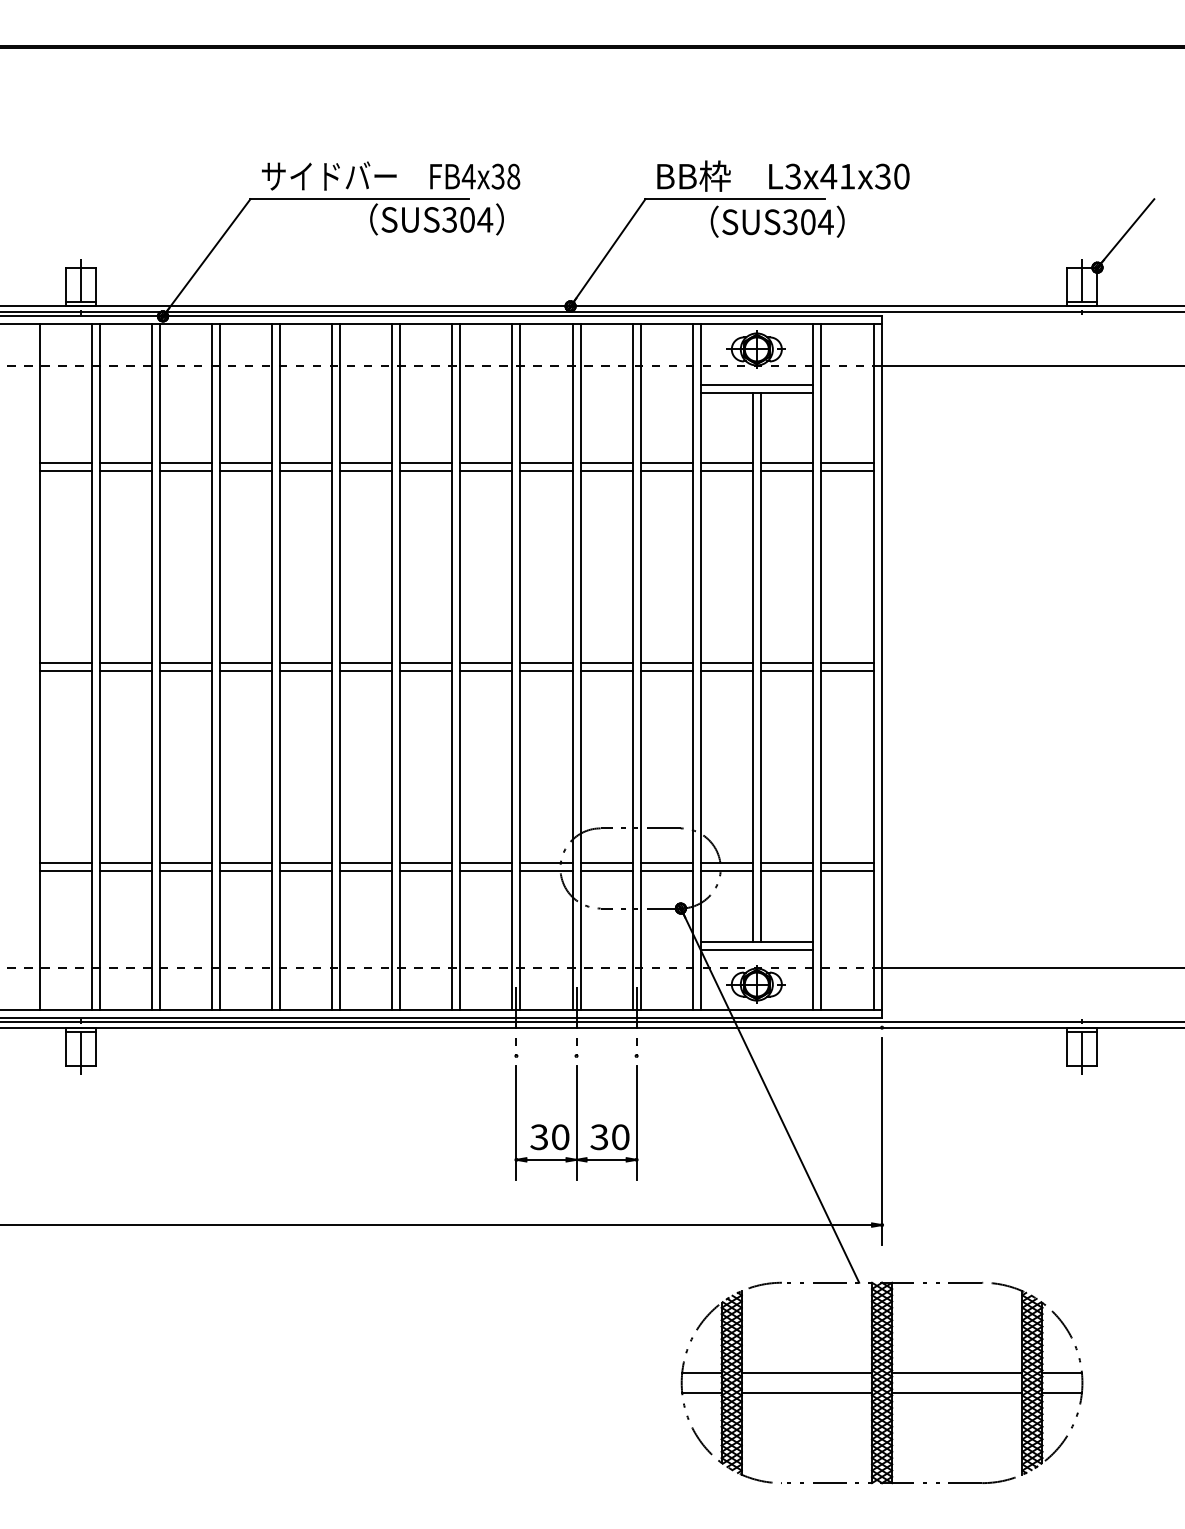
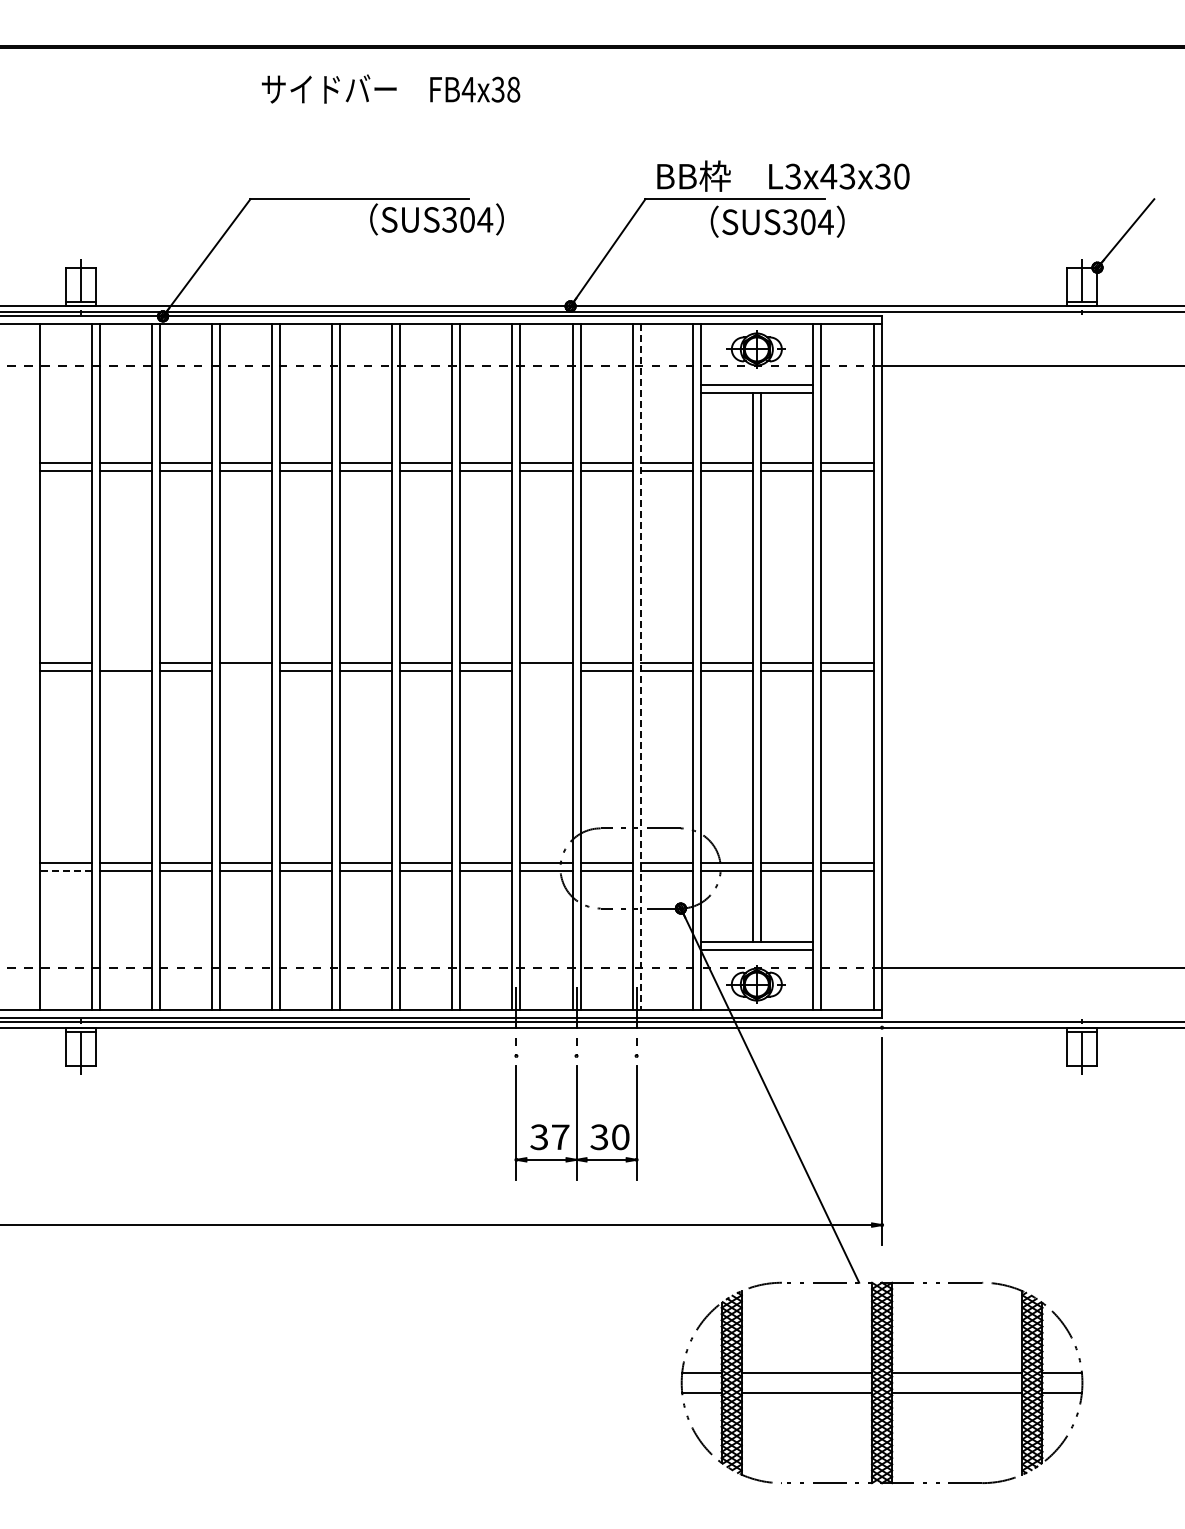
text position: (391, 175) -> (391, 88) (391, 88)
text: L3x41x30 -> L3x43x30 (847, 176)
line: present -> none (125, 663)
line: solid -> dashed (640, 667)
line: present -> none (245, 671)
line: present -> none (546, 671)
line: solid -> dashed (65, 871)
text: 30 -> 37 (560, 1137)
